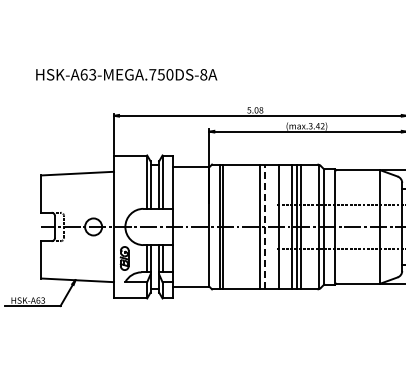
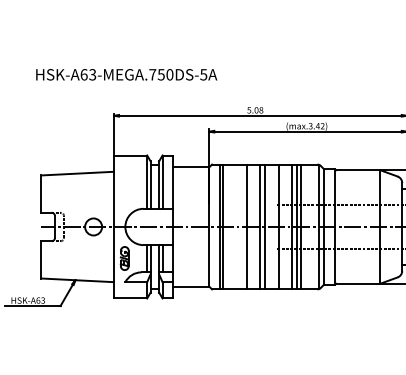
text: HSK-A63-MEGA.750DS-8A -> HSK-A63-MEGA.750DS-5A (203, 74)
line: none -> present (246, 226)
line: dashed -> solid (264, 226)
